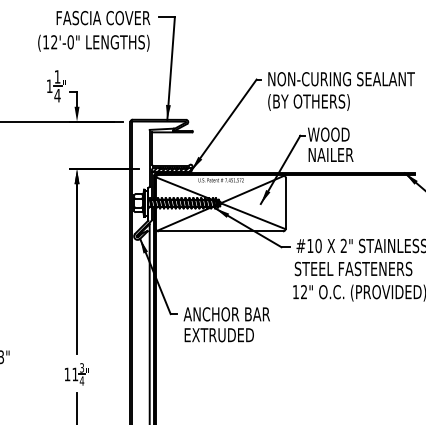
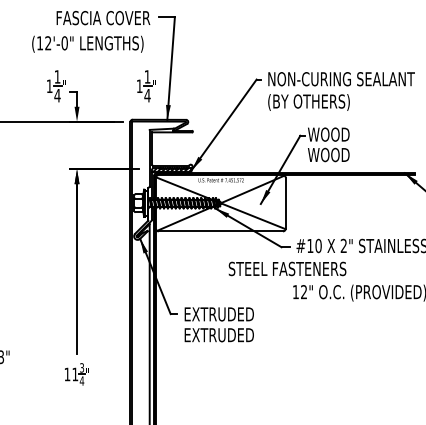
text position: (93, 42) -> (87, 43) (87, 43)
part: none -> present (146, 86)
text: NAILER -> WOOD (330, 154)
text position: (353, 268) -> (287, 268) (287, 268)
text: ANCHOR BAR -> EXTRUDED (226, 314)
line: present -> none (77, 406)
